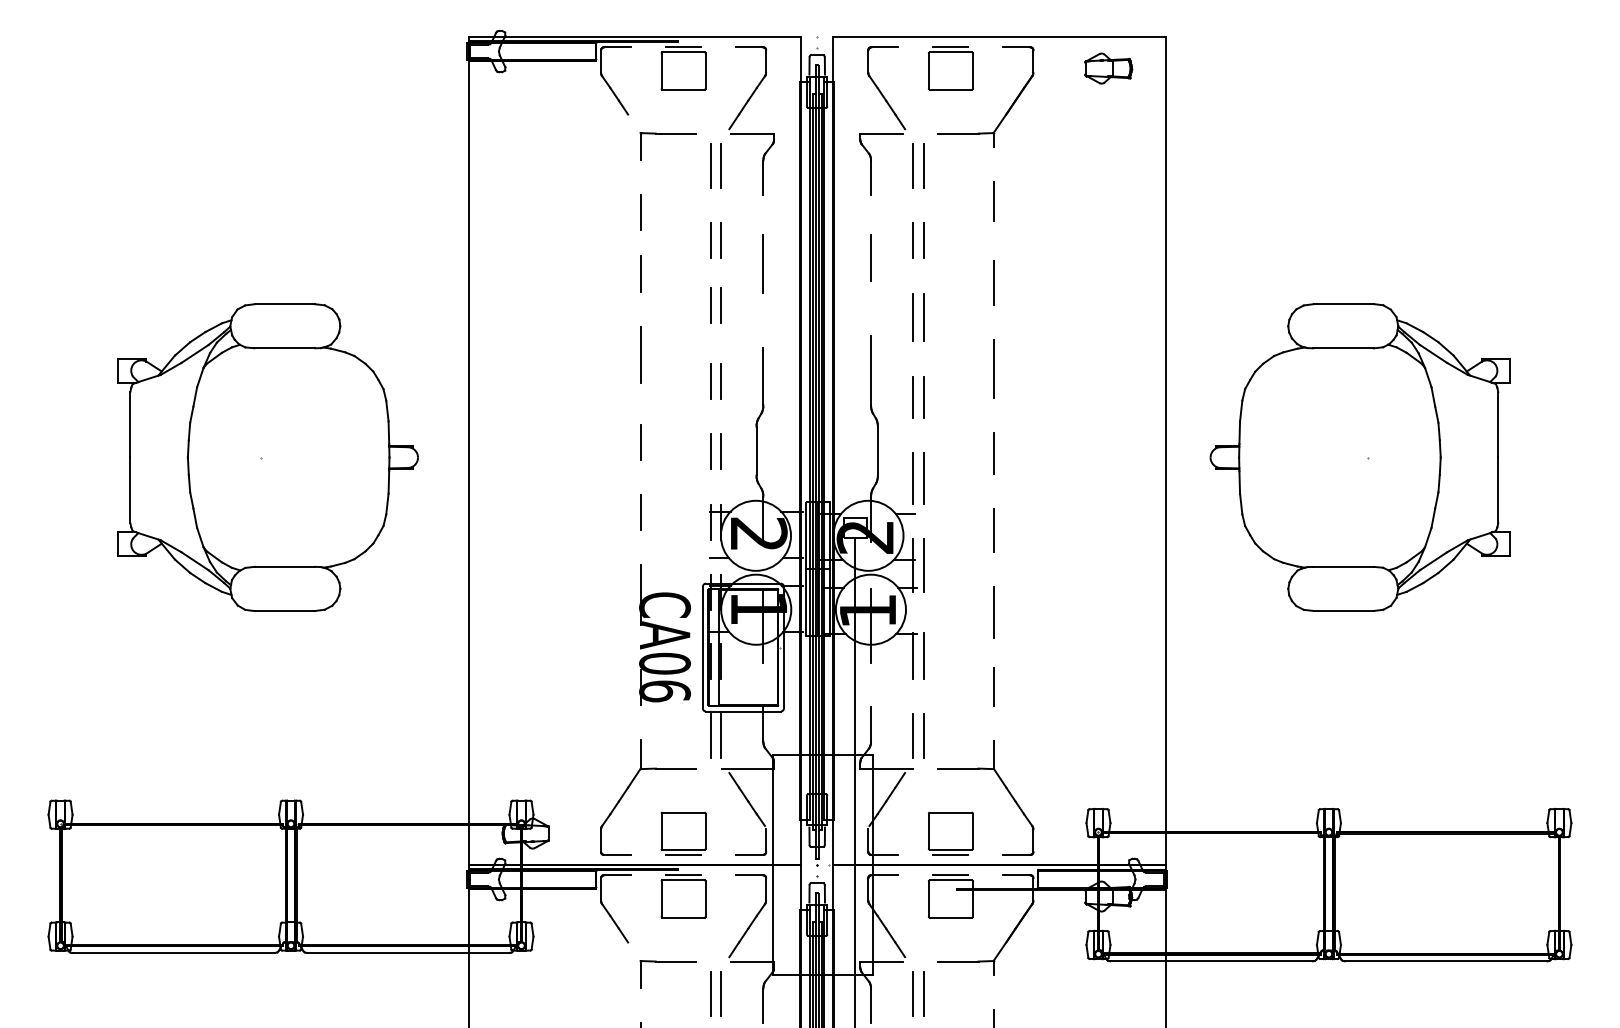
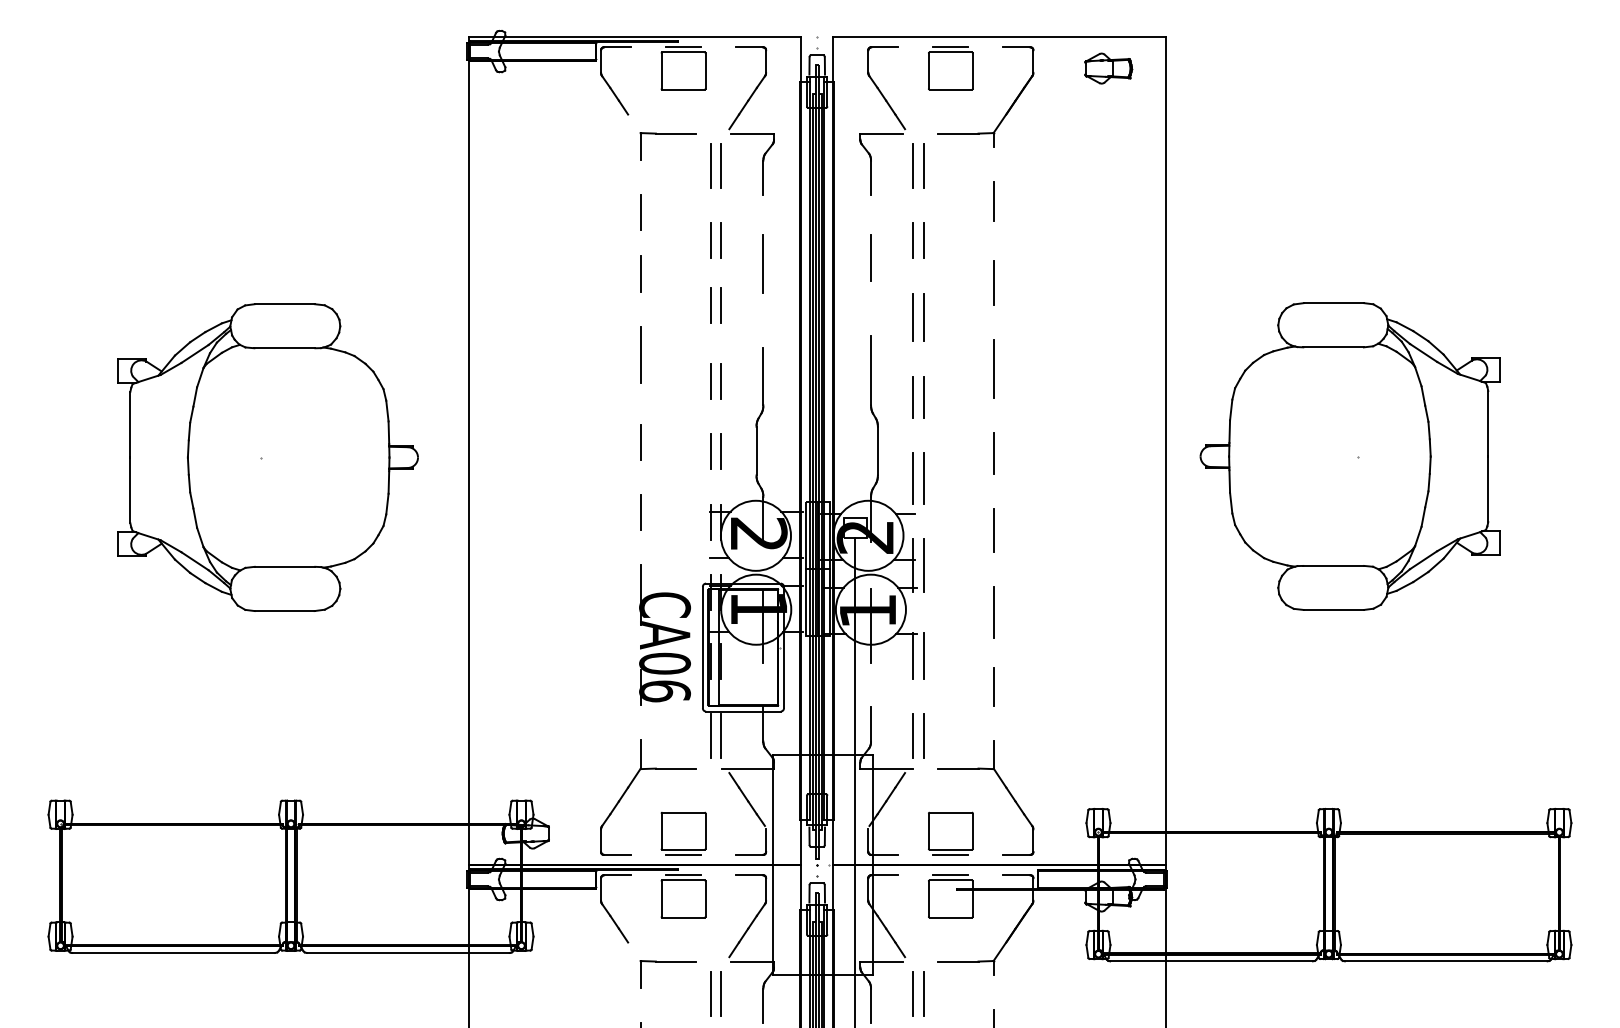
part position: (1359, 457) -> (1349, 456) (1349, 456)
